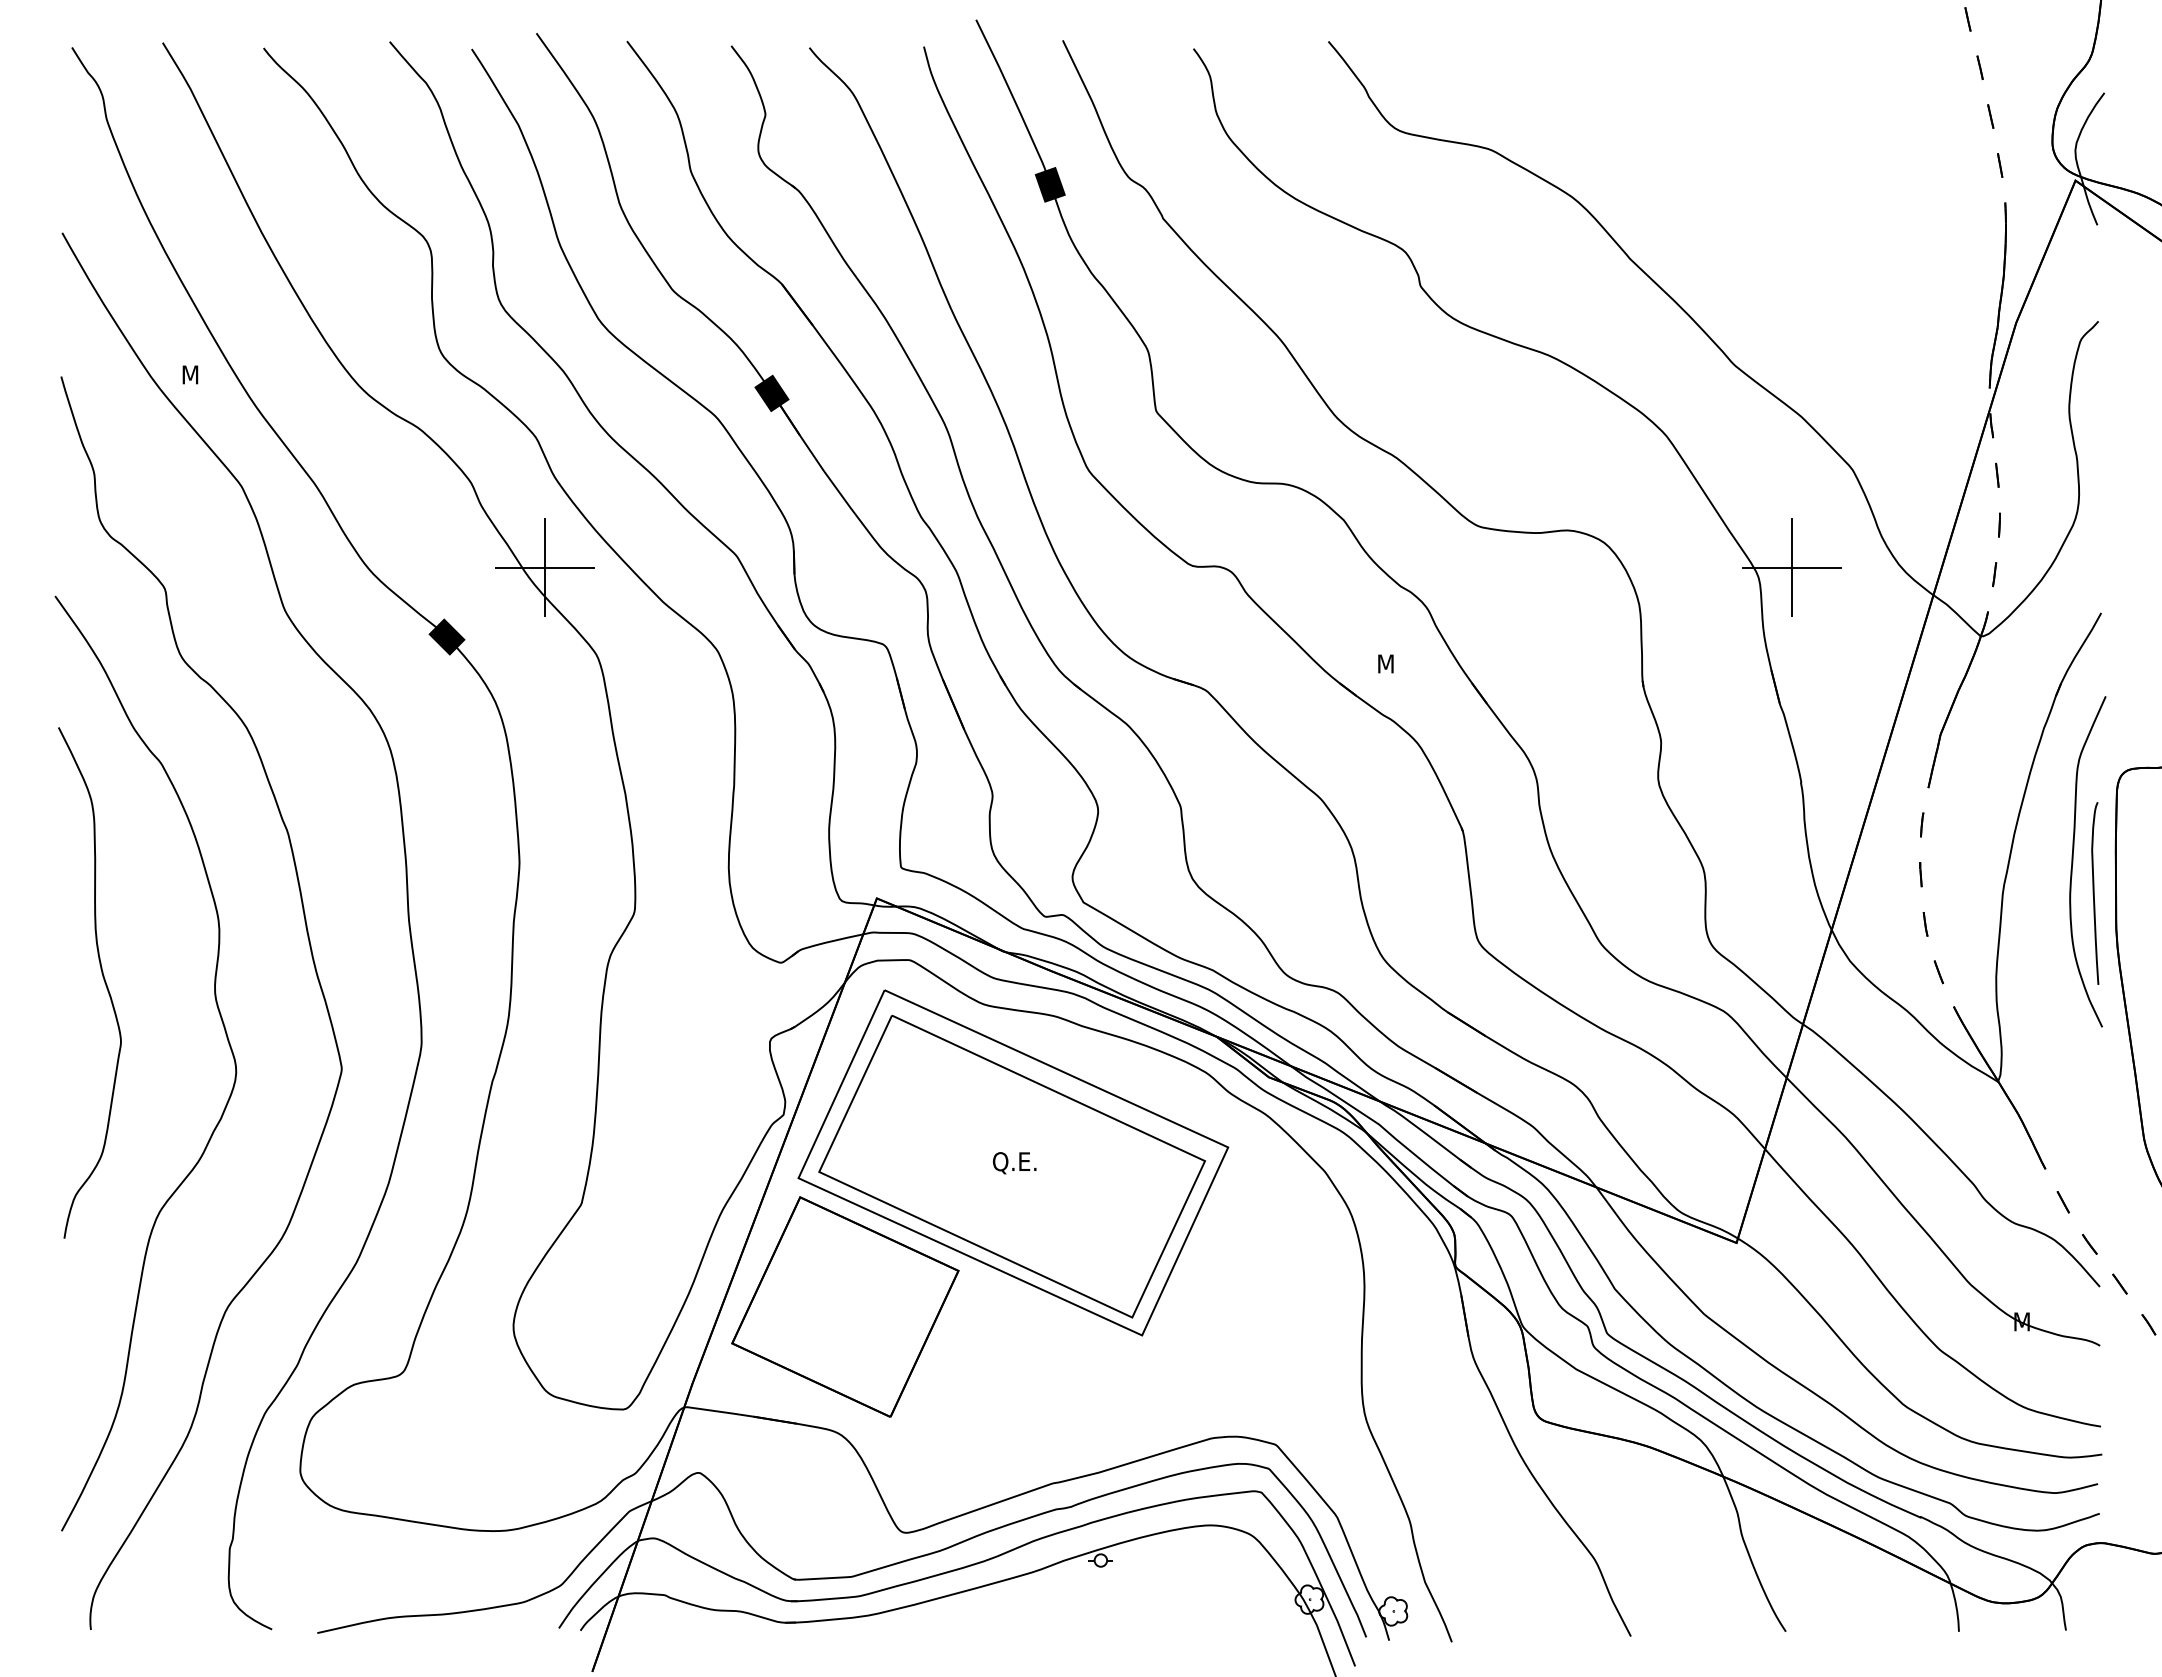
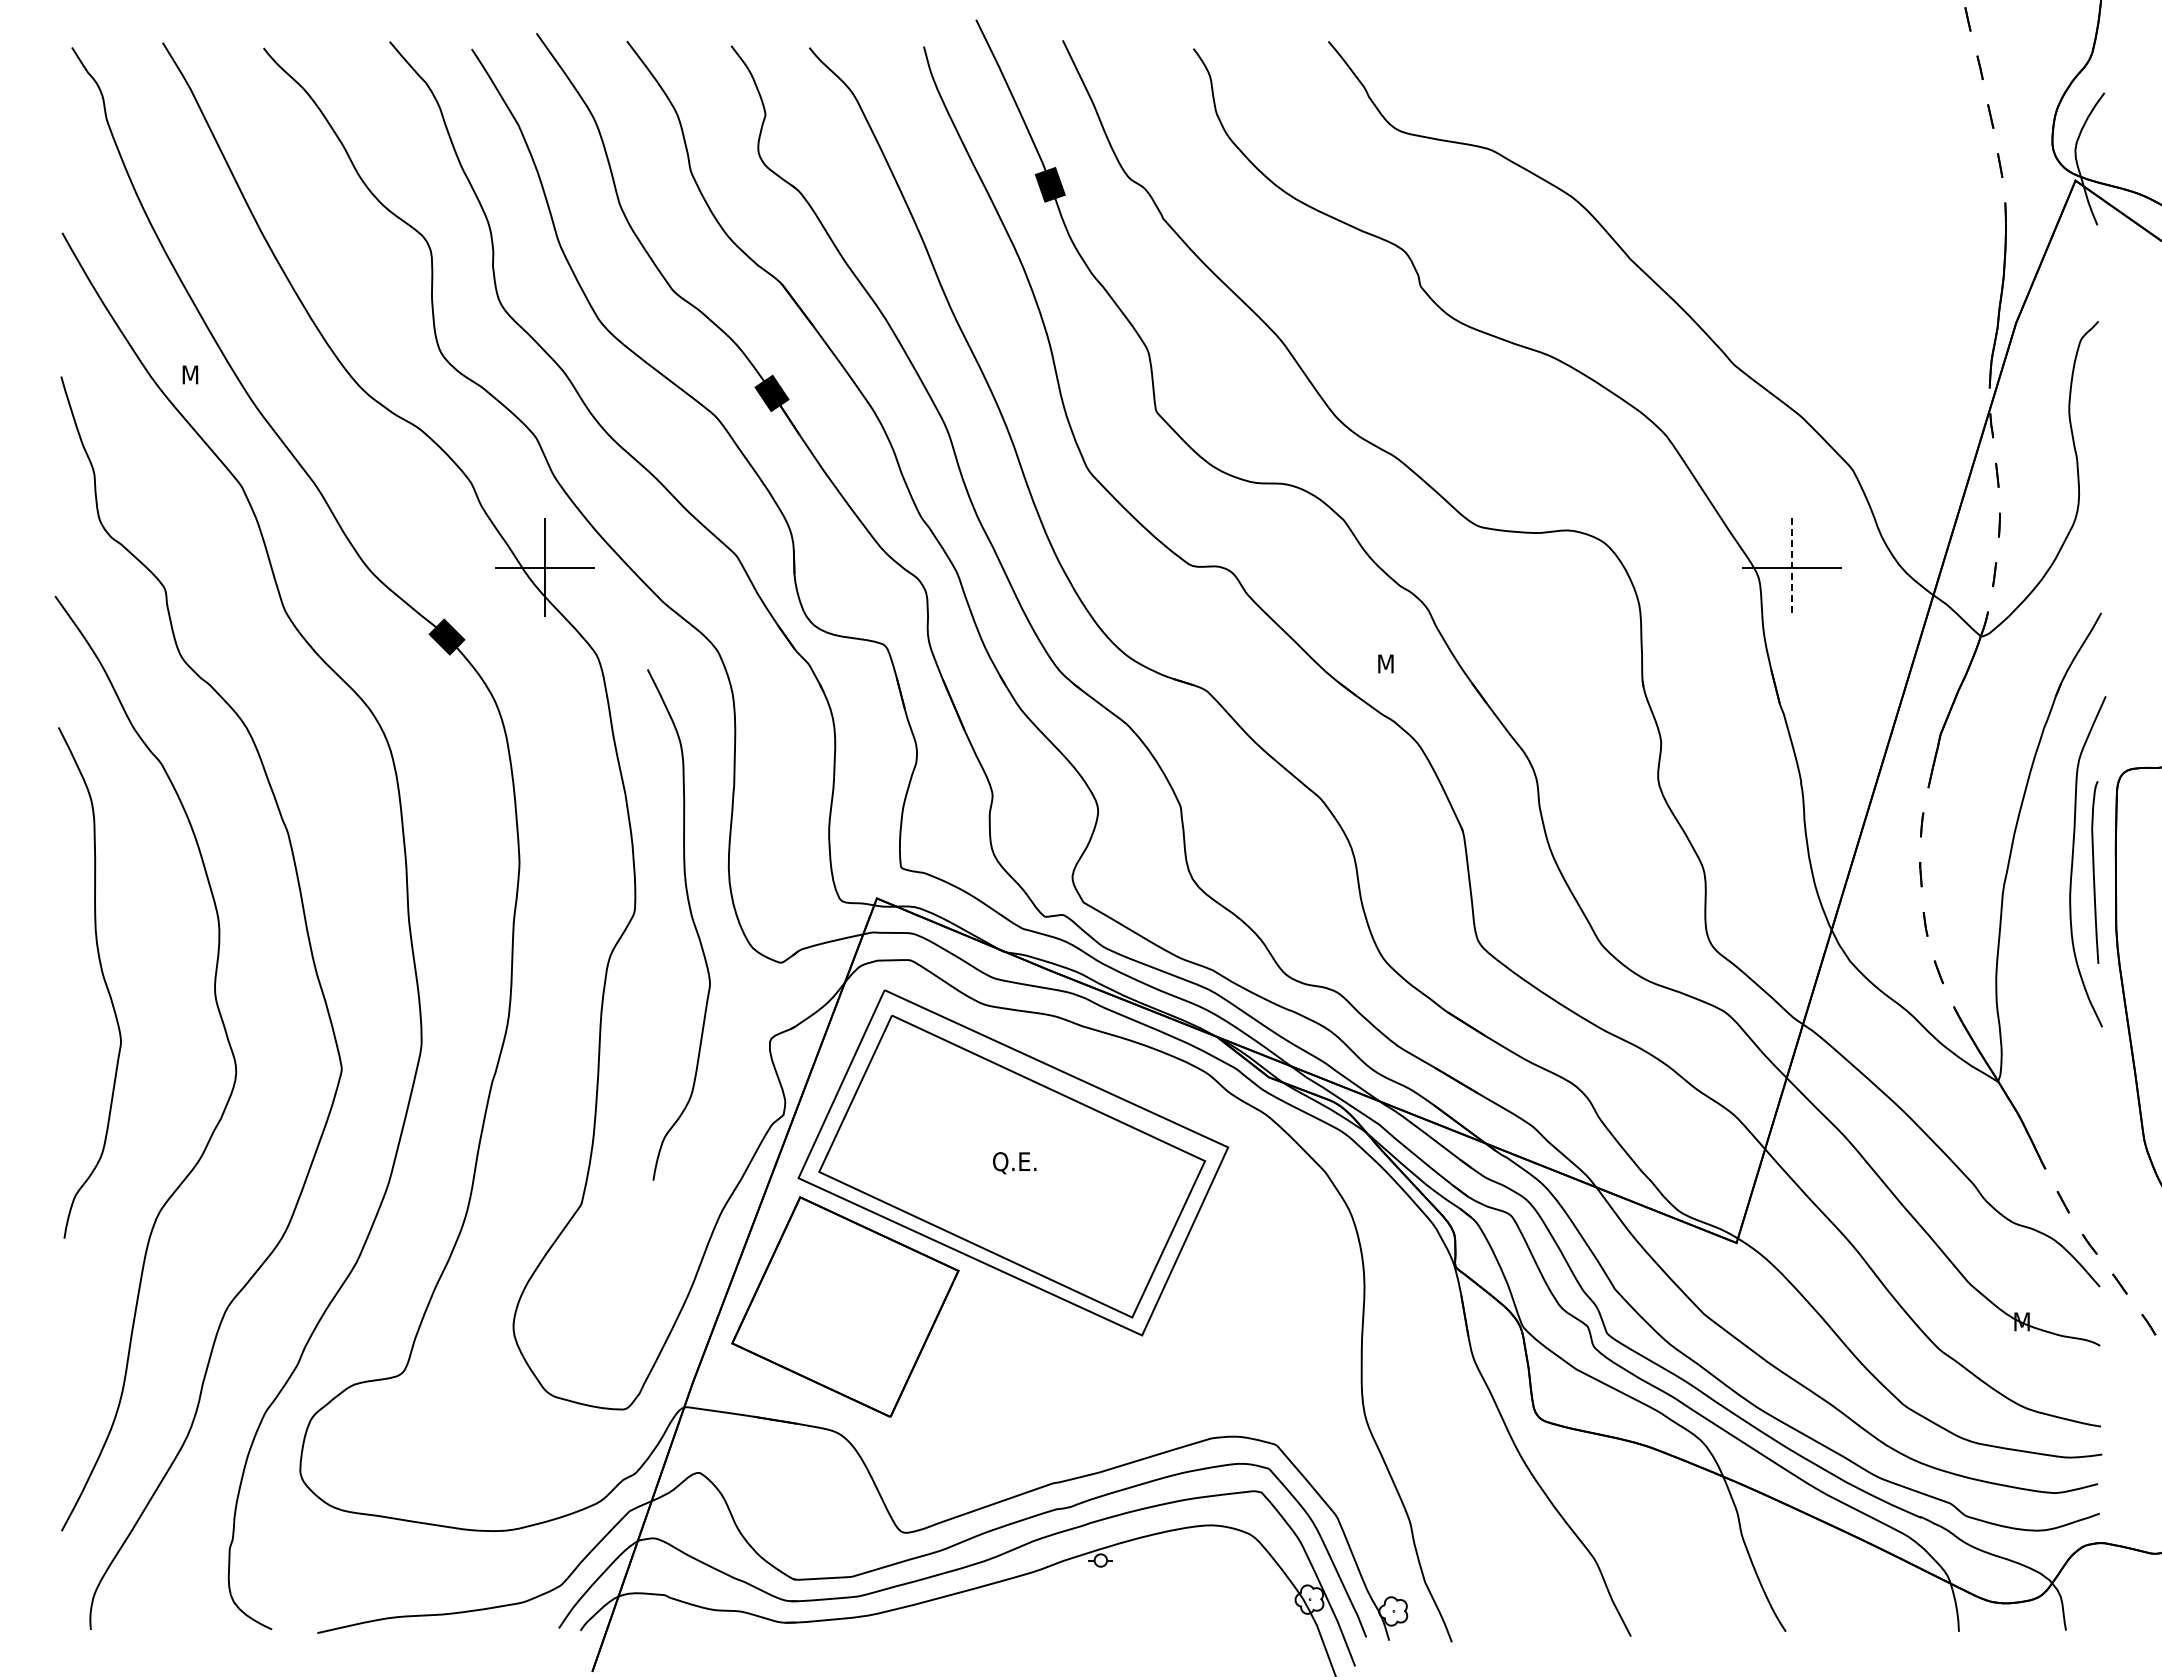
line: solid -> dashed (1791, 567)
curve position: (2094, 893) -> (2094, 872) (2094, 872)
curve: none -> present (691, 919)
